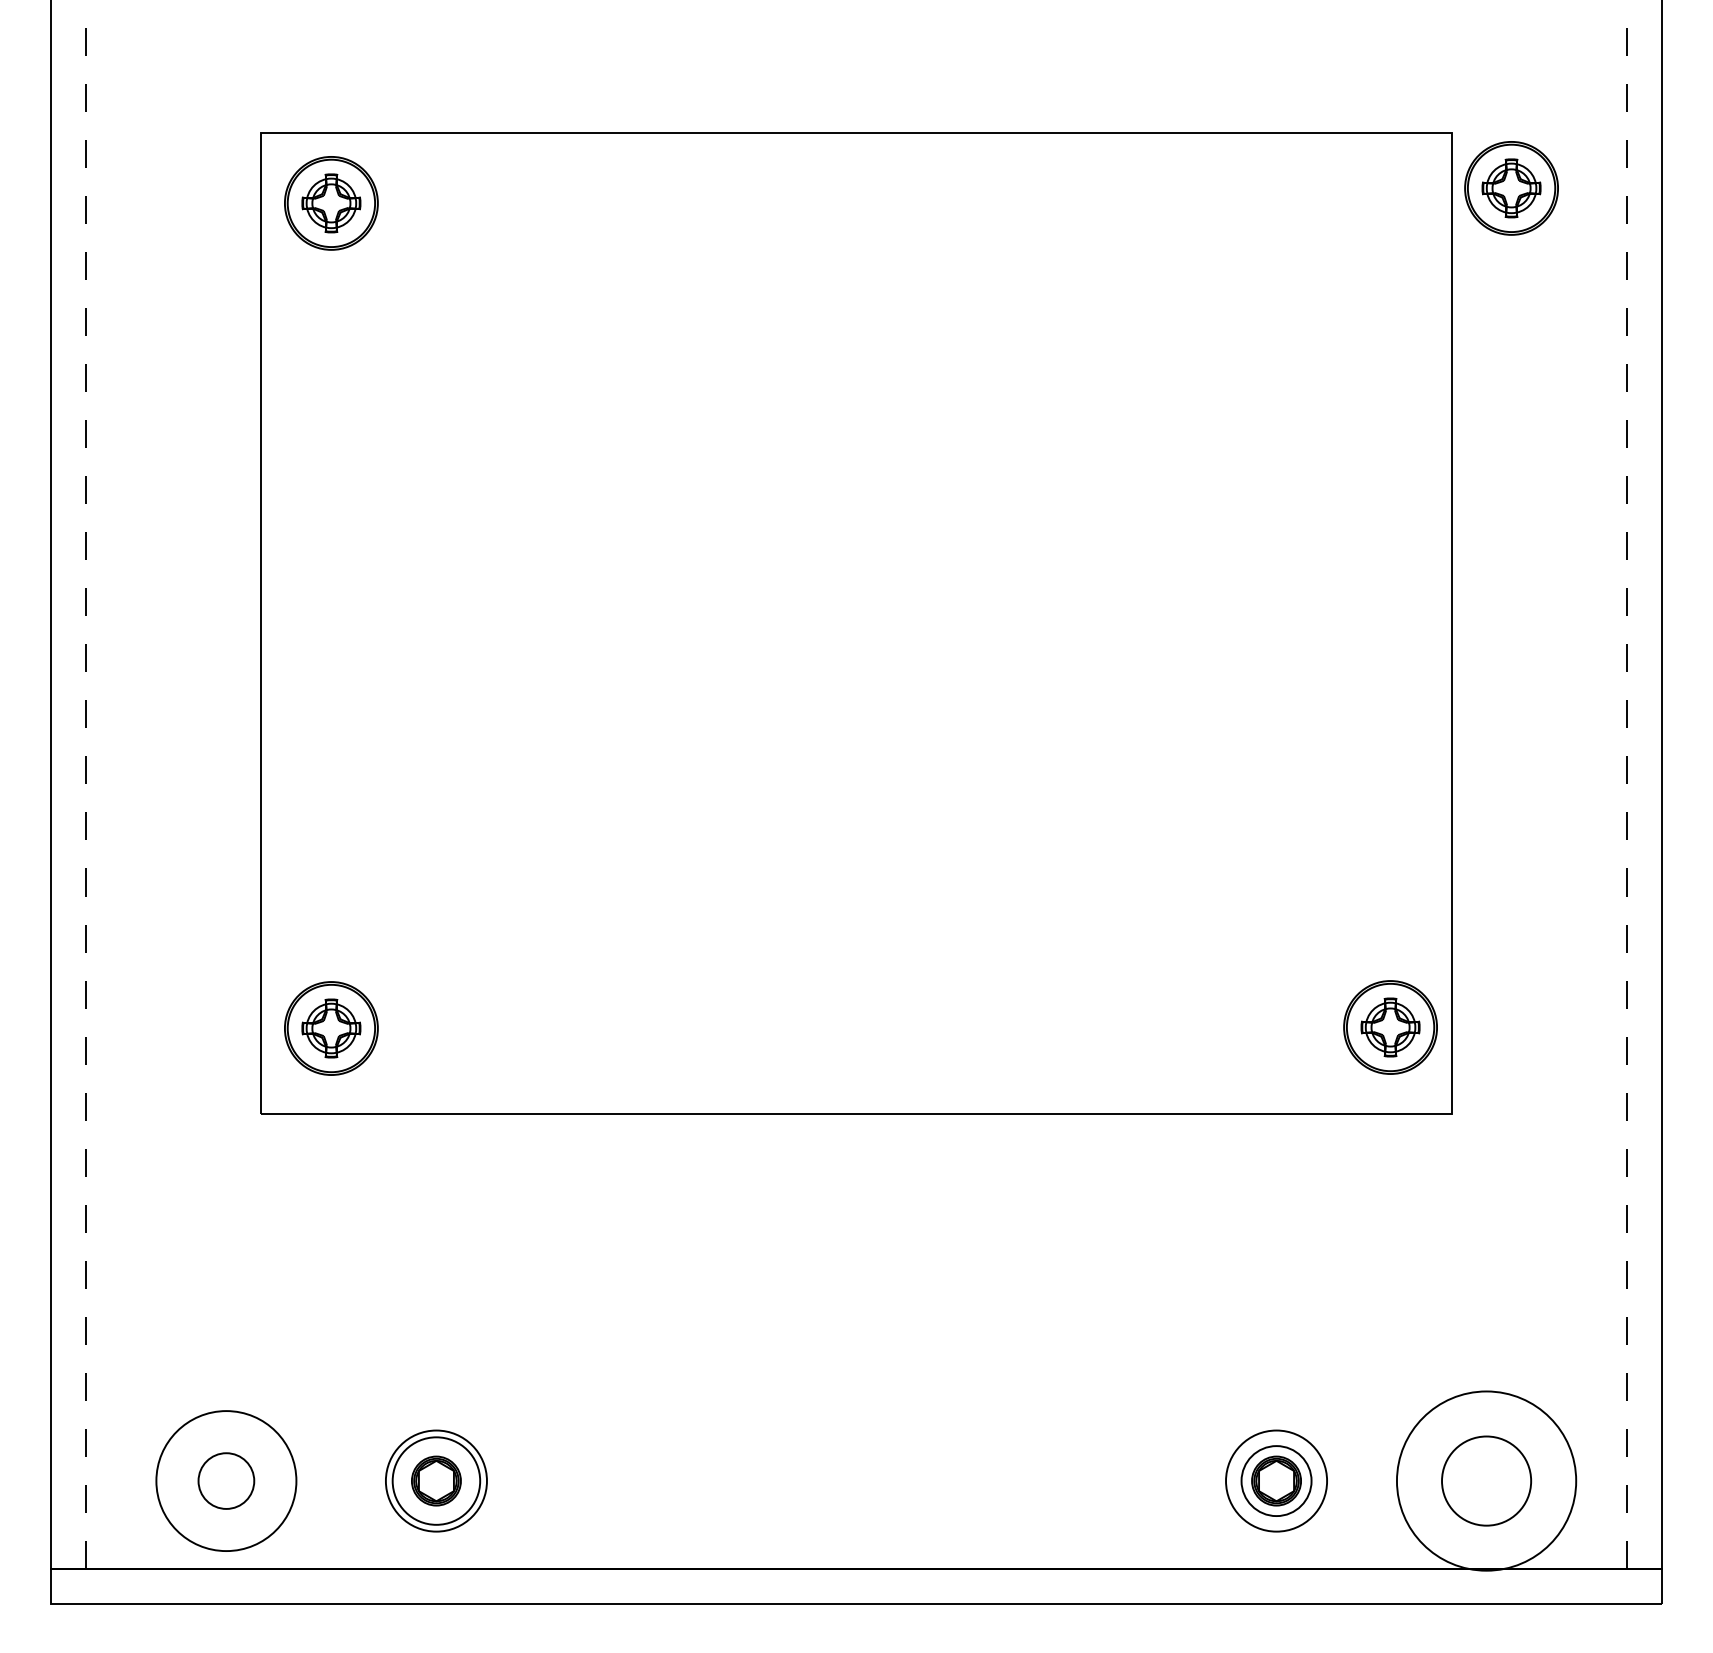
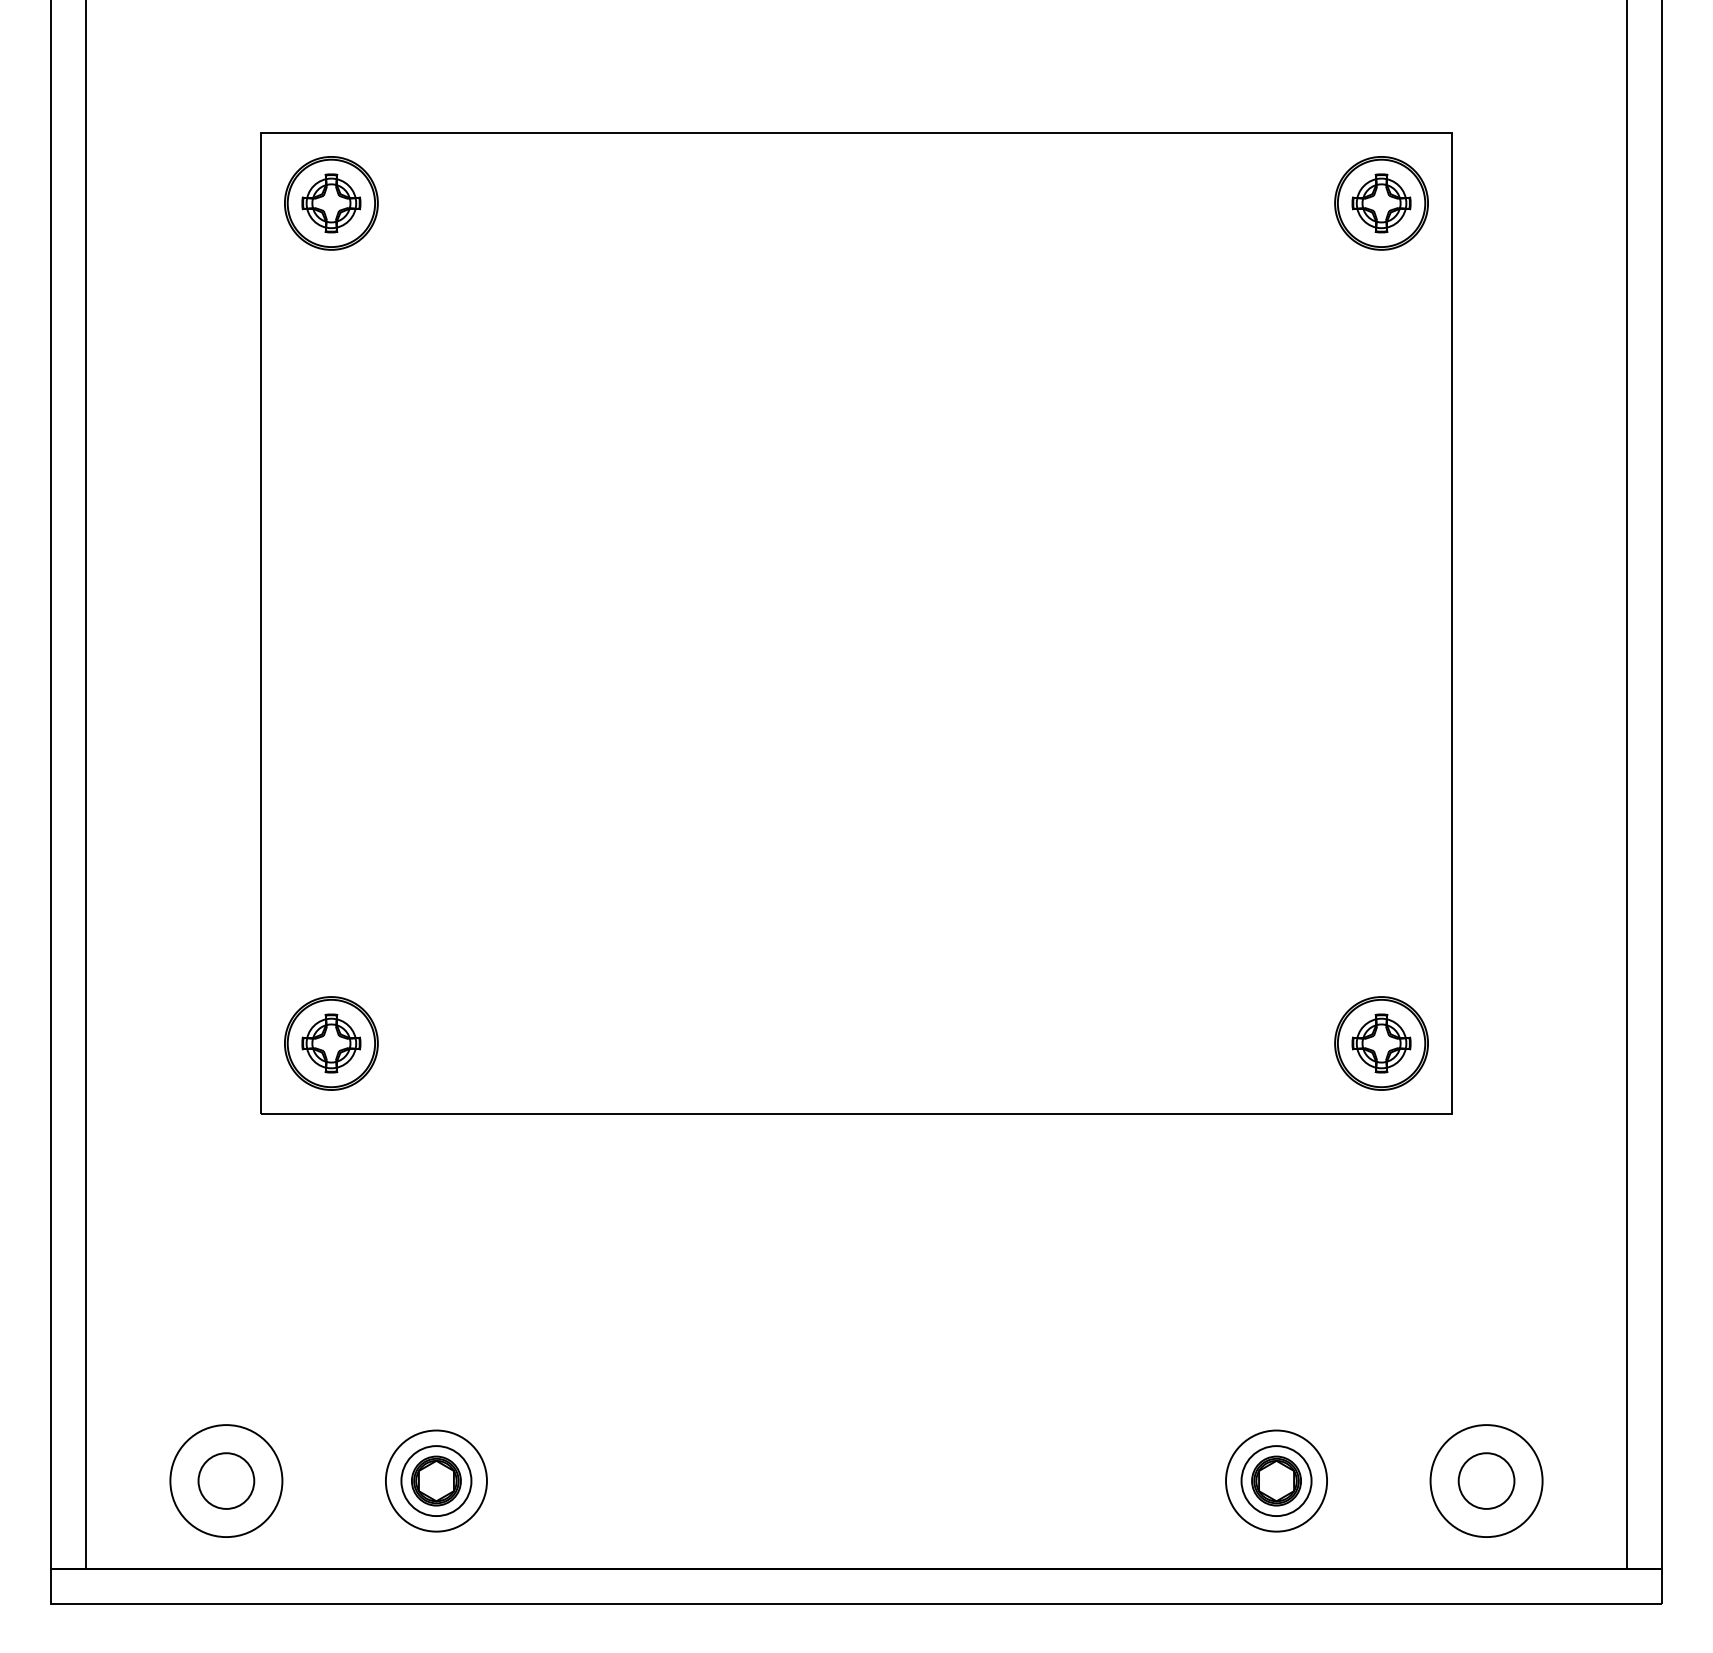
part position: (1511, 188) -> (1381, 203) (1381, 203)
line: dashed -> solid (86, 783)
line: dashed -> solid (1626, 783)
part position: (1390, 1027) -> (1381, 1043) (1381, 1043)
part position: (331, 1028) -> (331, 1043) (331, 1043)
circle diameter: 88 px -> 70 px (436, 1481)
circle diameter: 179 px -> 112 px (1486, 1481)
circle diameter: 89 px -> 56 px (1486, 1480)
circle diameter: 140 px -> 112 px (226, 1481)
